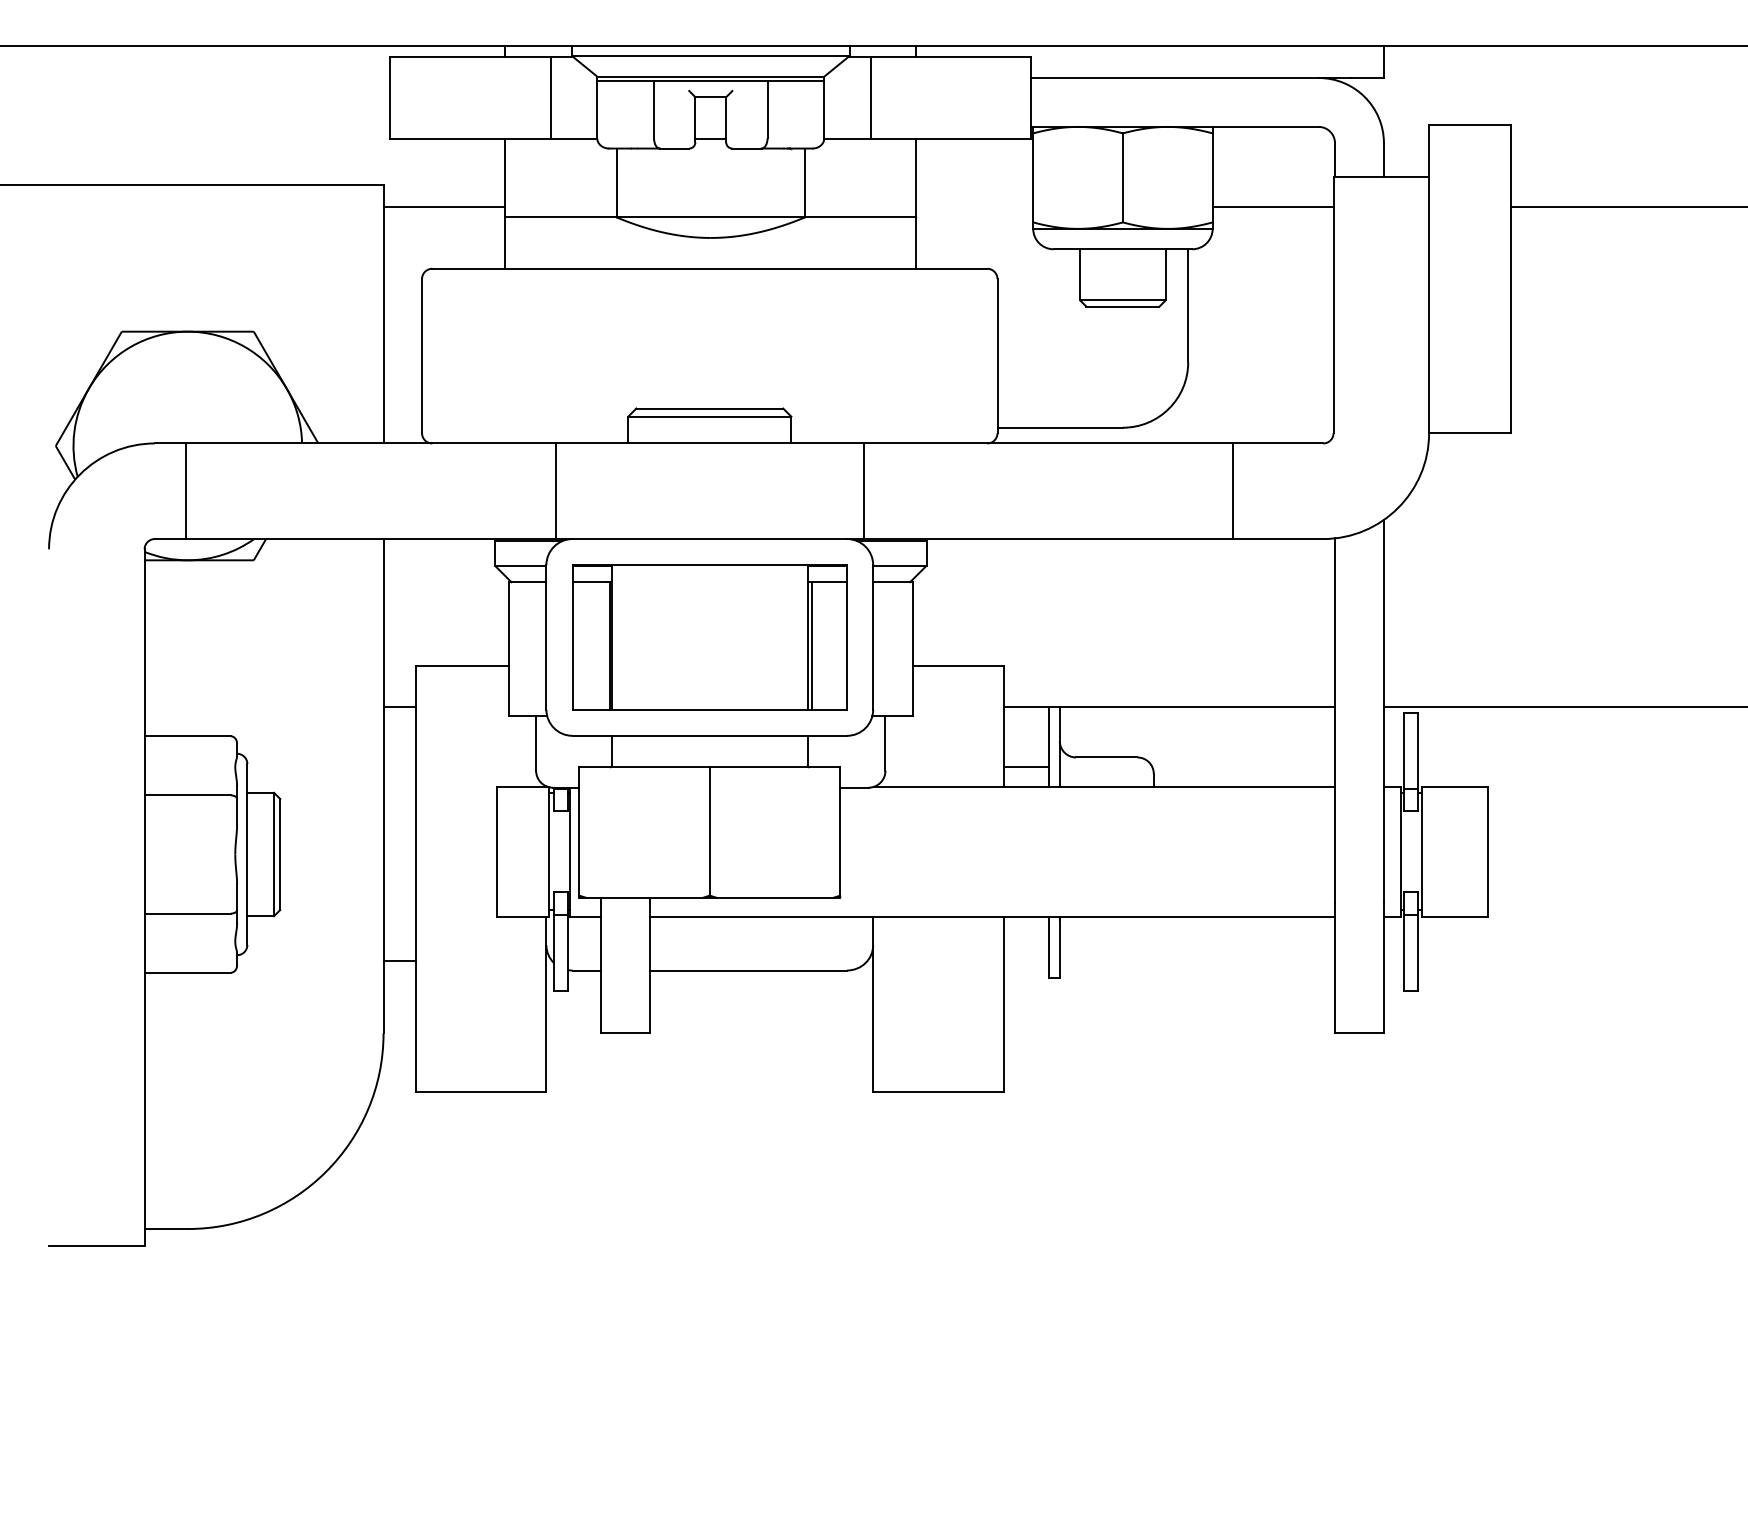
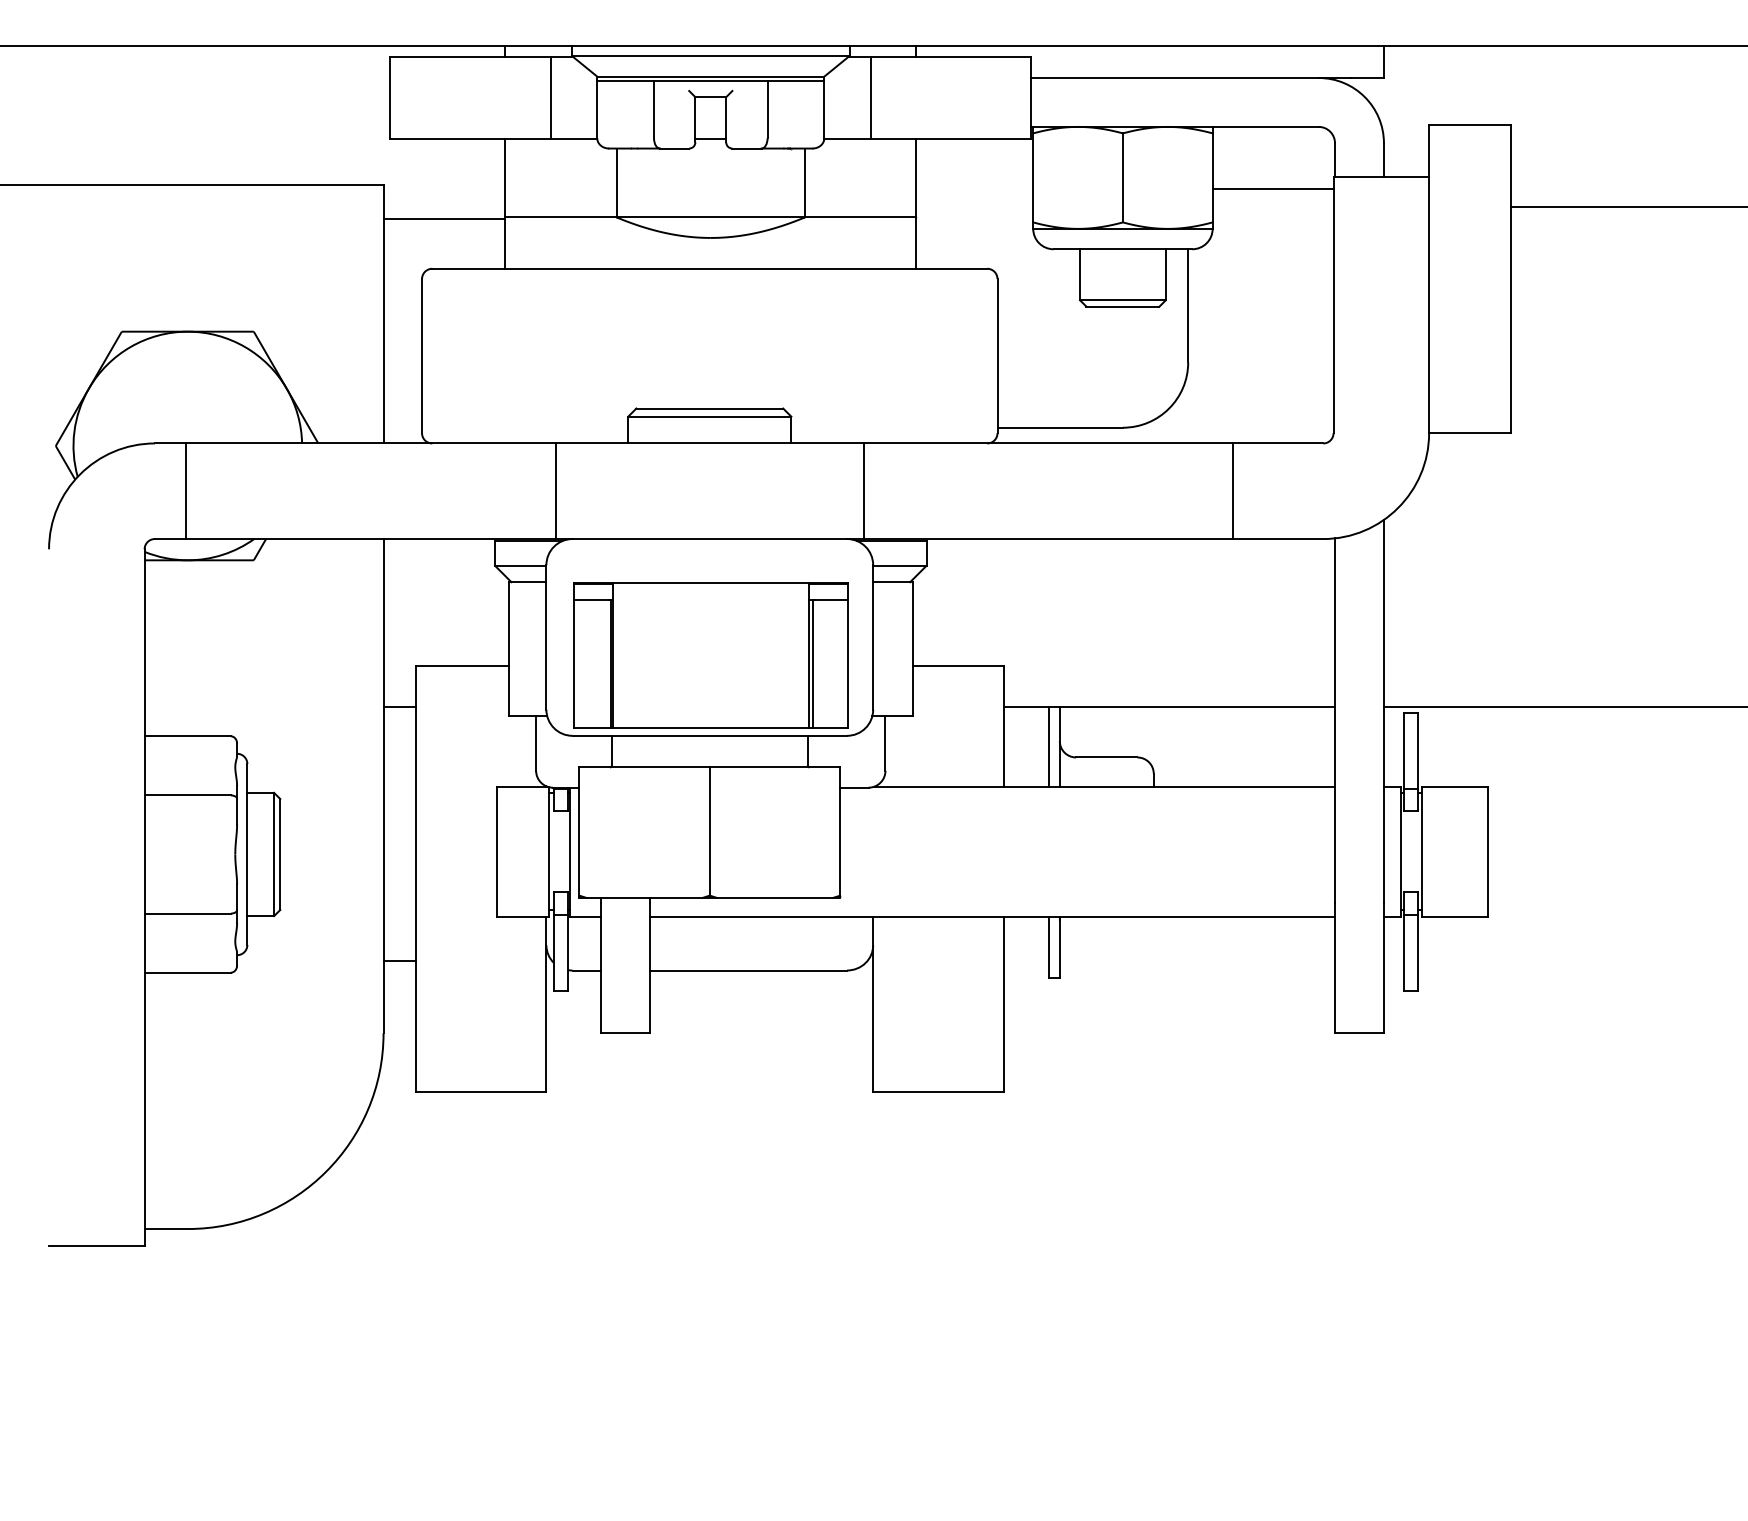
line position: (444, 207) -> (444, 219) (444, 219)
line position: (1272, 207) -> (1272, 189) (1272, 189)
part position: (709, 637) -> (710, 655) (710, 655)
line: present -> none (1026, 767)
